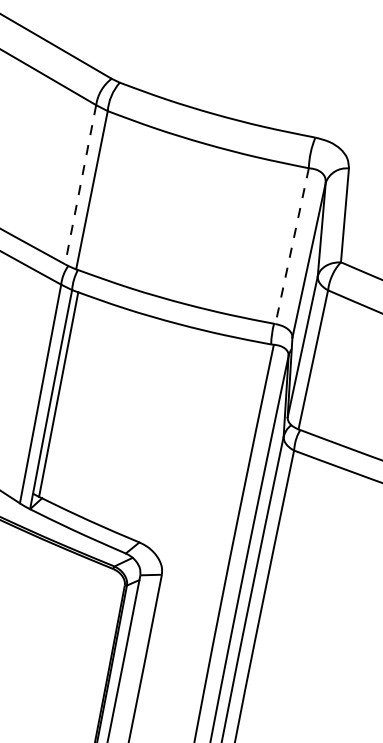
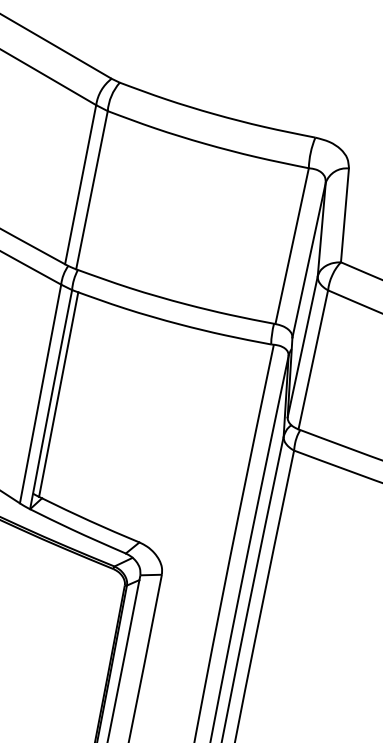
line: dashed -> solid (80, 185)
line: dashed -> solid (292, 246)
